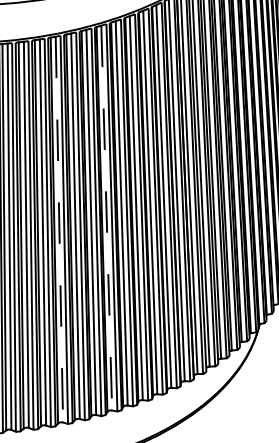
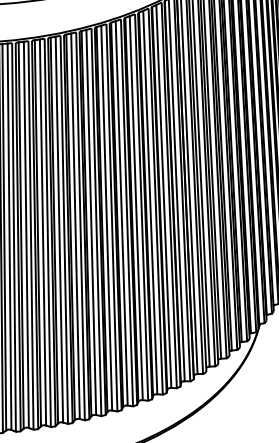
line: dashed -> solid (106, 218)
line: dashed -> solid (59, 229)
